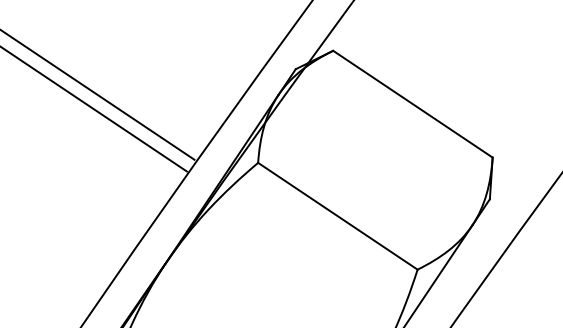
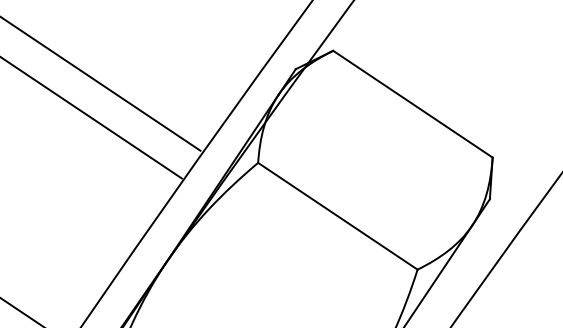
line position: (98, 95) -> (101, 84) (101, 84)
line position: (94, 109) -> (91, 118) (91, 118)
line: none -> present (21, 311)
